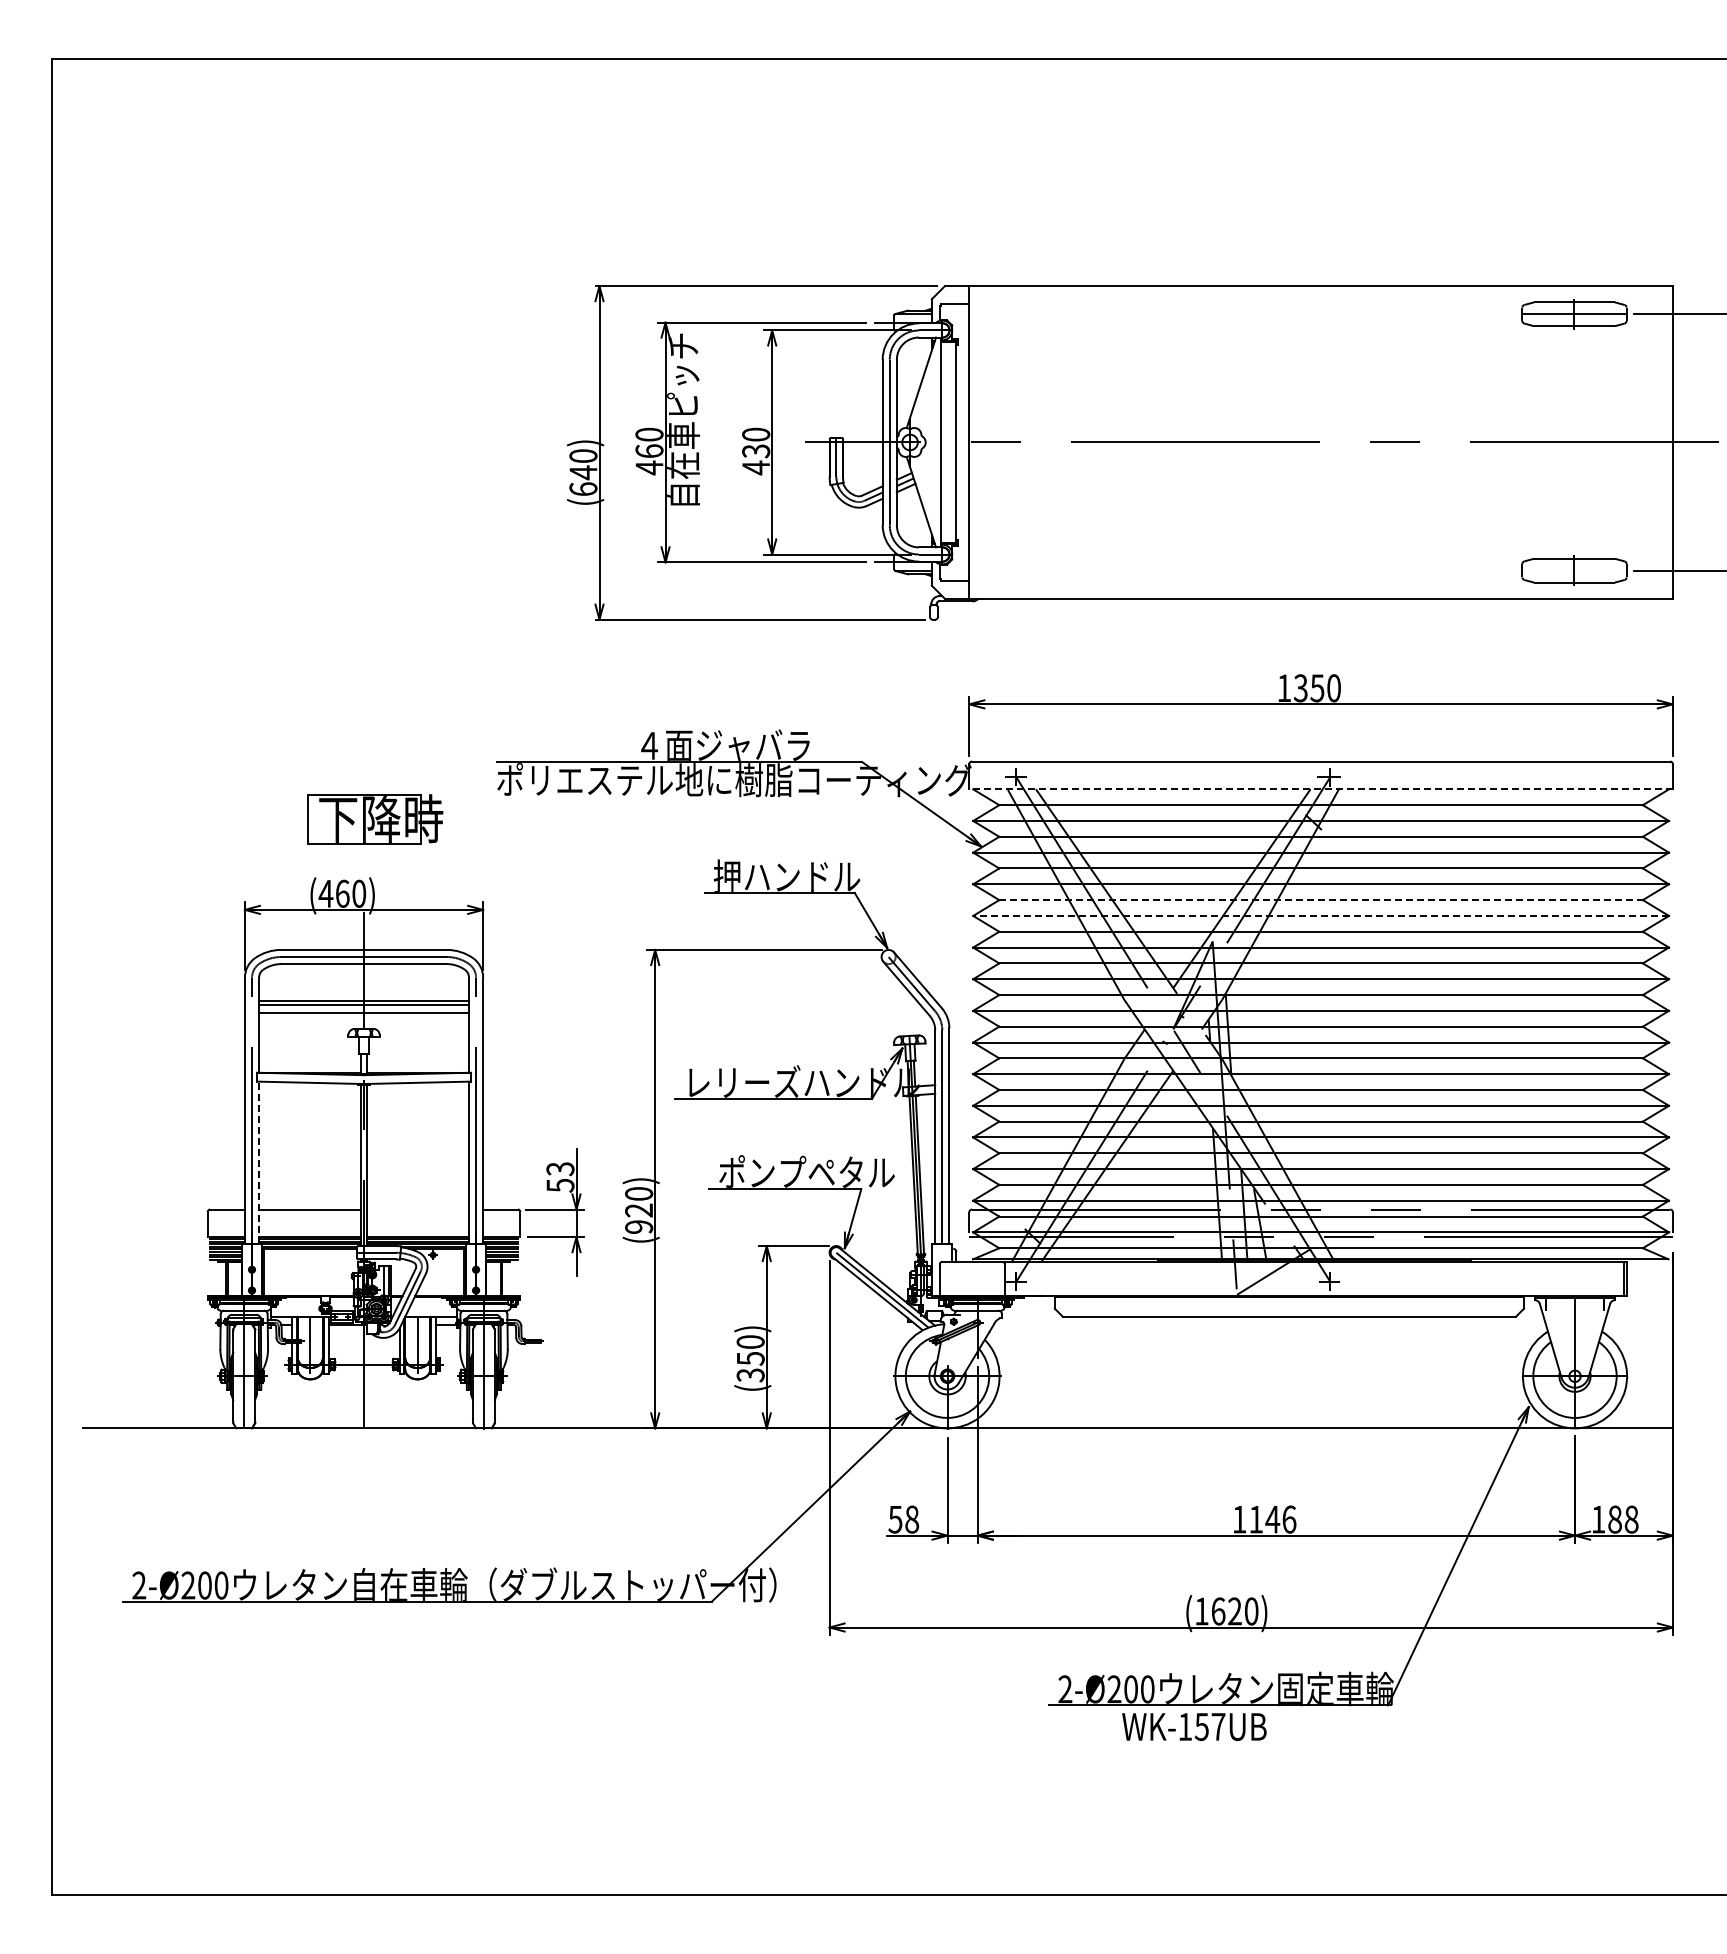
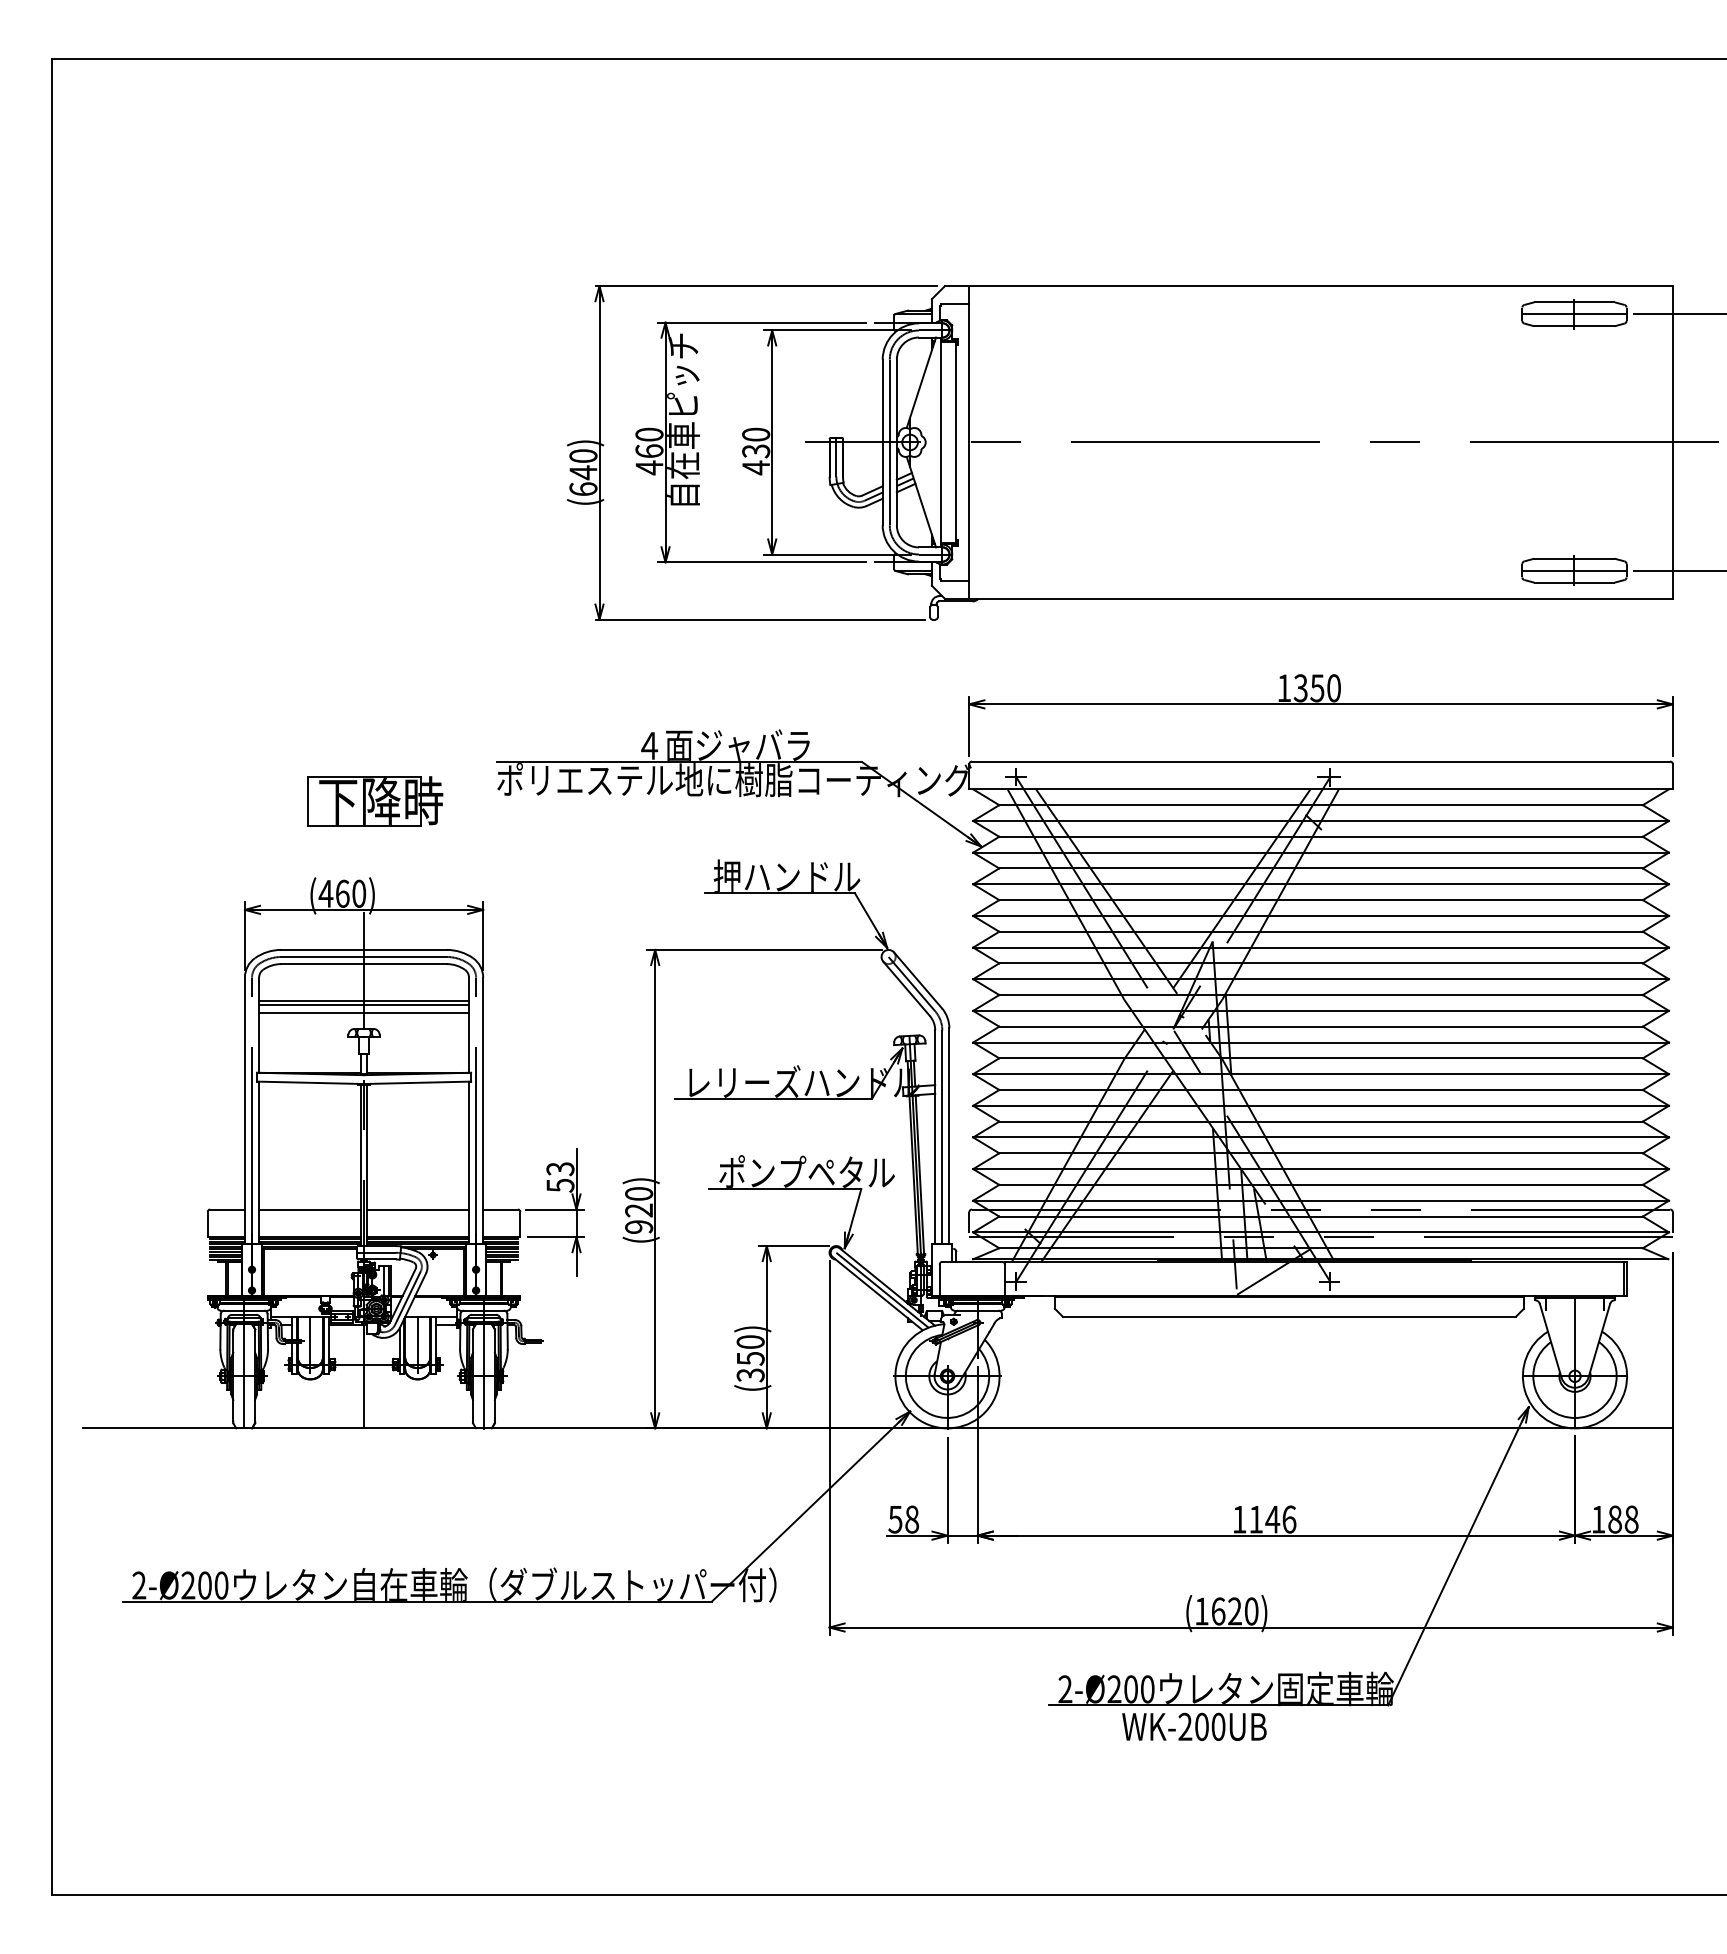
line: none -> present (1574, 570)
line: dashed -> solid (1321, 789)
part position: (375, 819) -> (375, 801) (375, 801)
line: dashed -> solid (1321, 900)
line: dashed -> solid (1321, 915)
line: dashed -> solid (259, 1162)
line: none -> present (418, 1209)
text: WK-157UB -> WK-200UB (1201, 1726)
